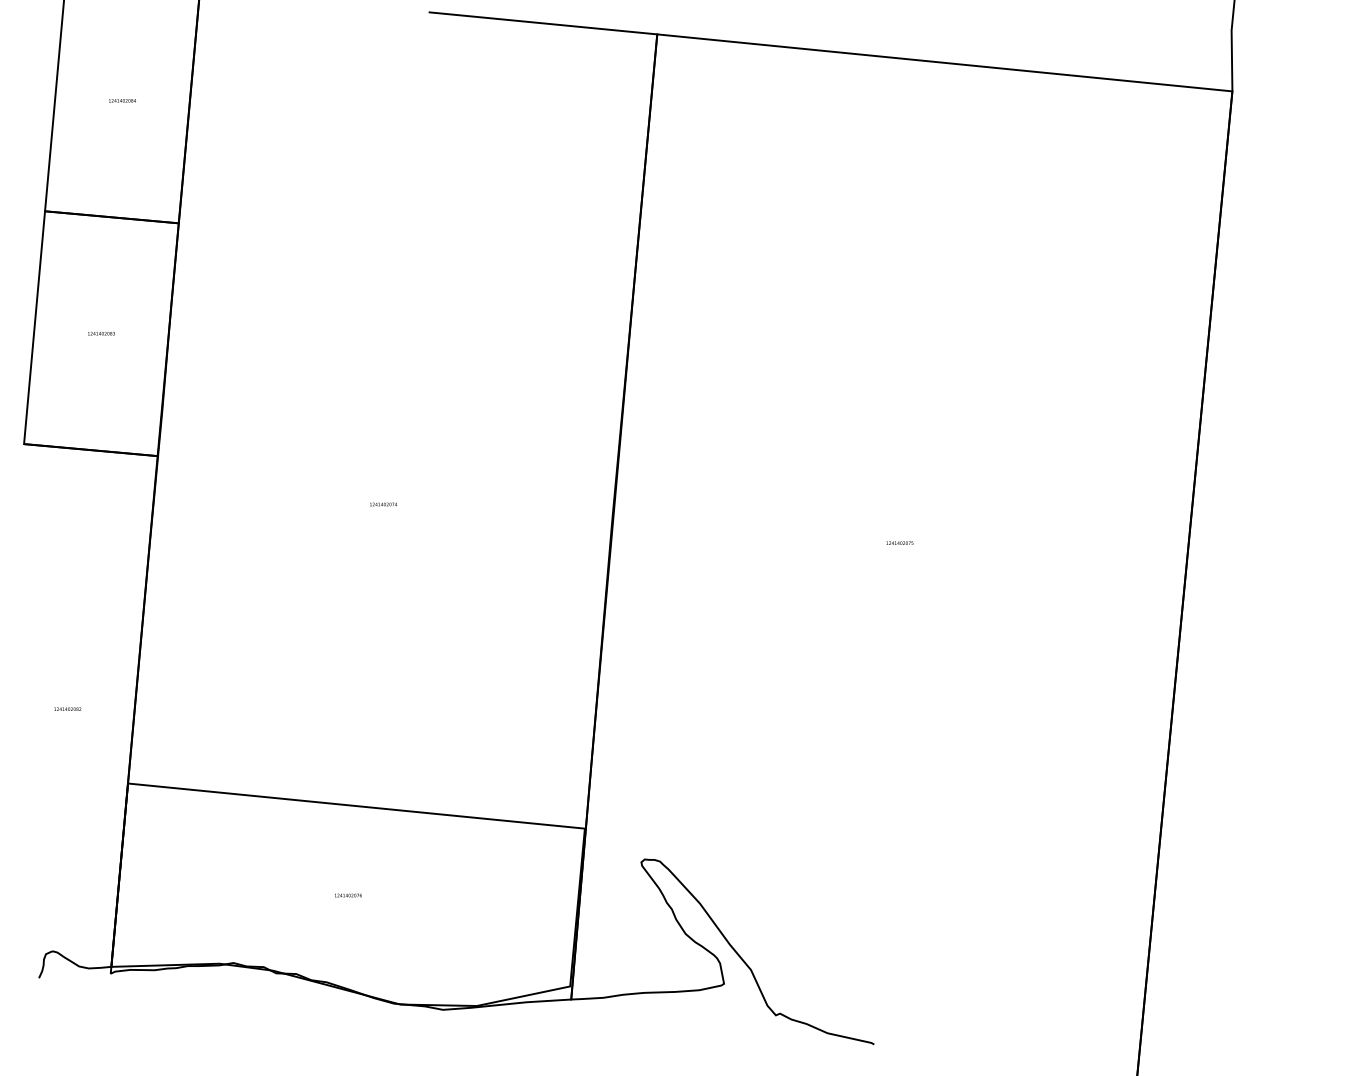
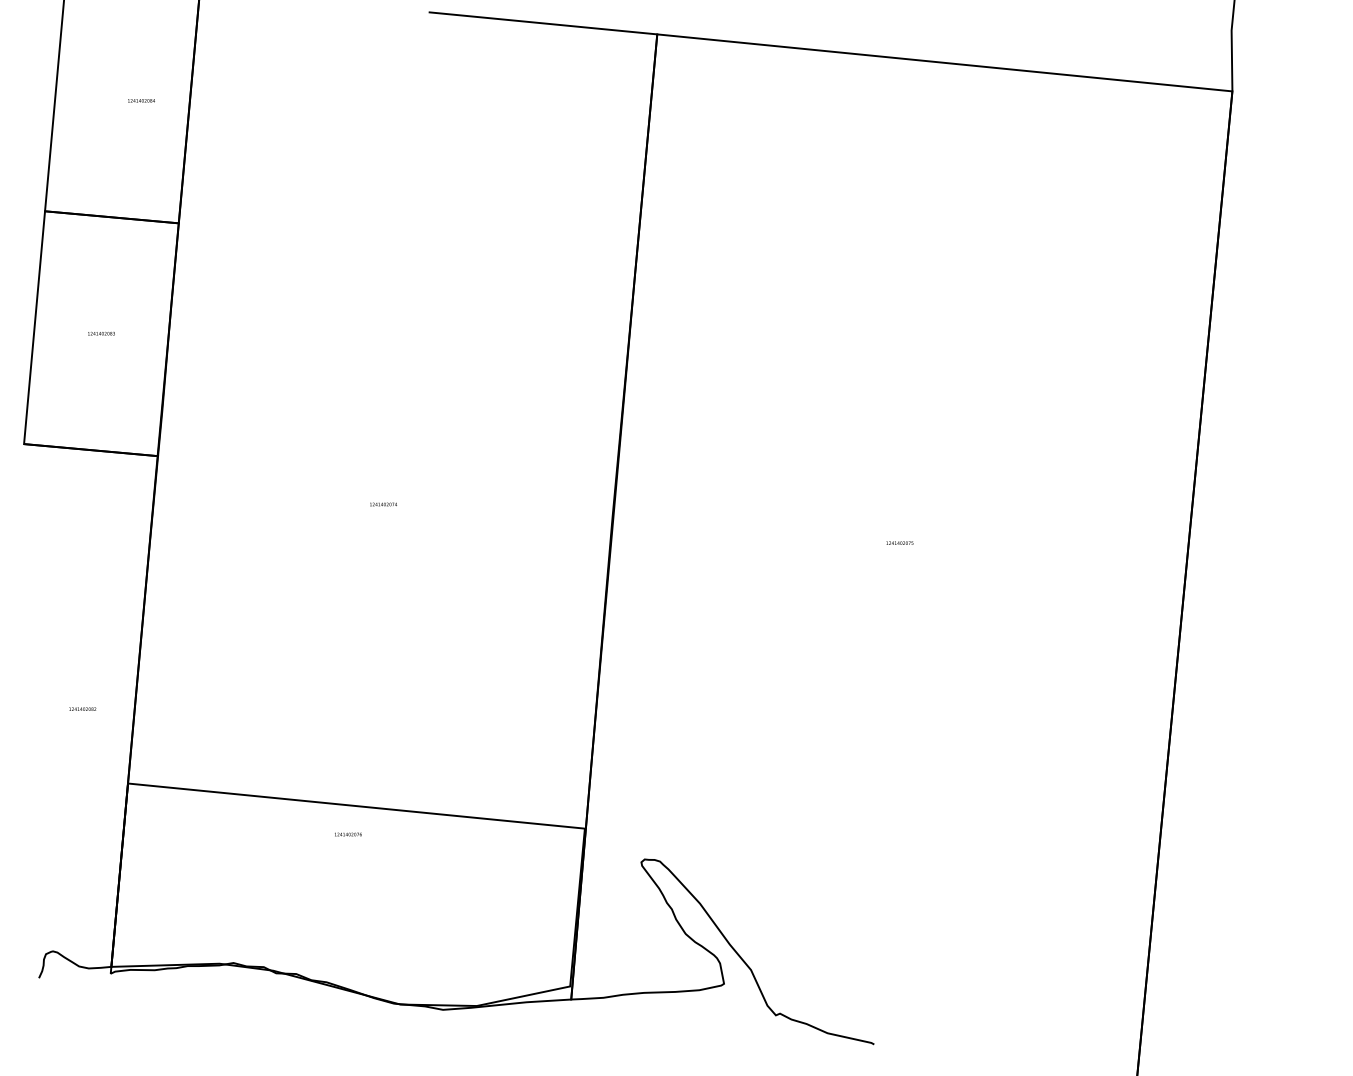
text position: (122, 100) -> (141, 100) (141, 100)
text position: (67, 708) -> (82, 708) (82, 708)
text position: (348, 895) -> (348, 834) (348, 834)
